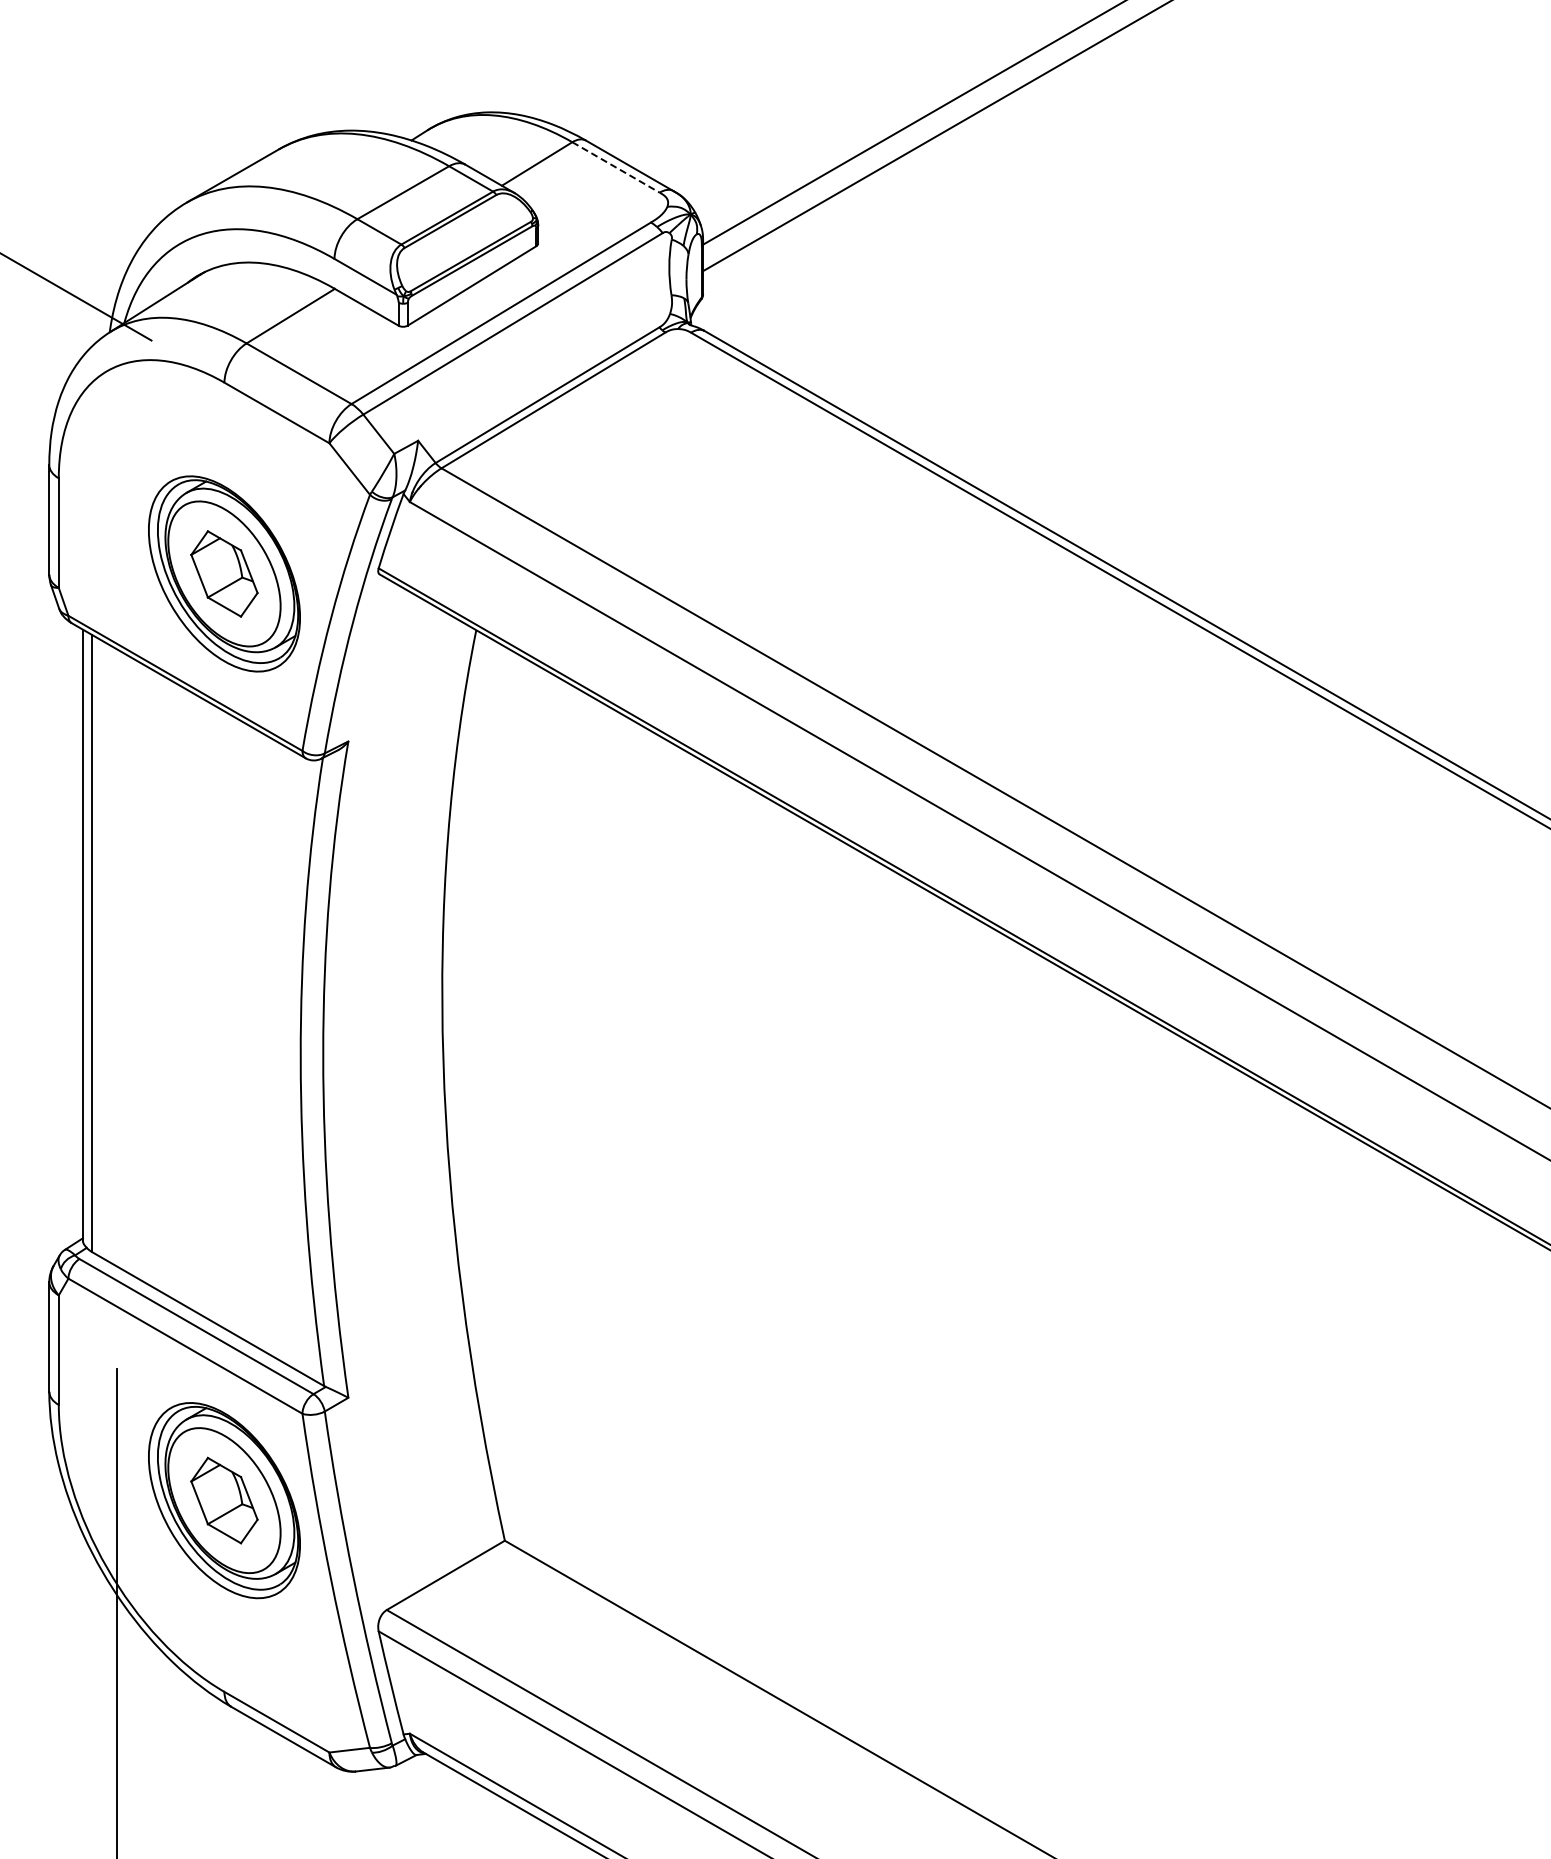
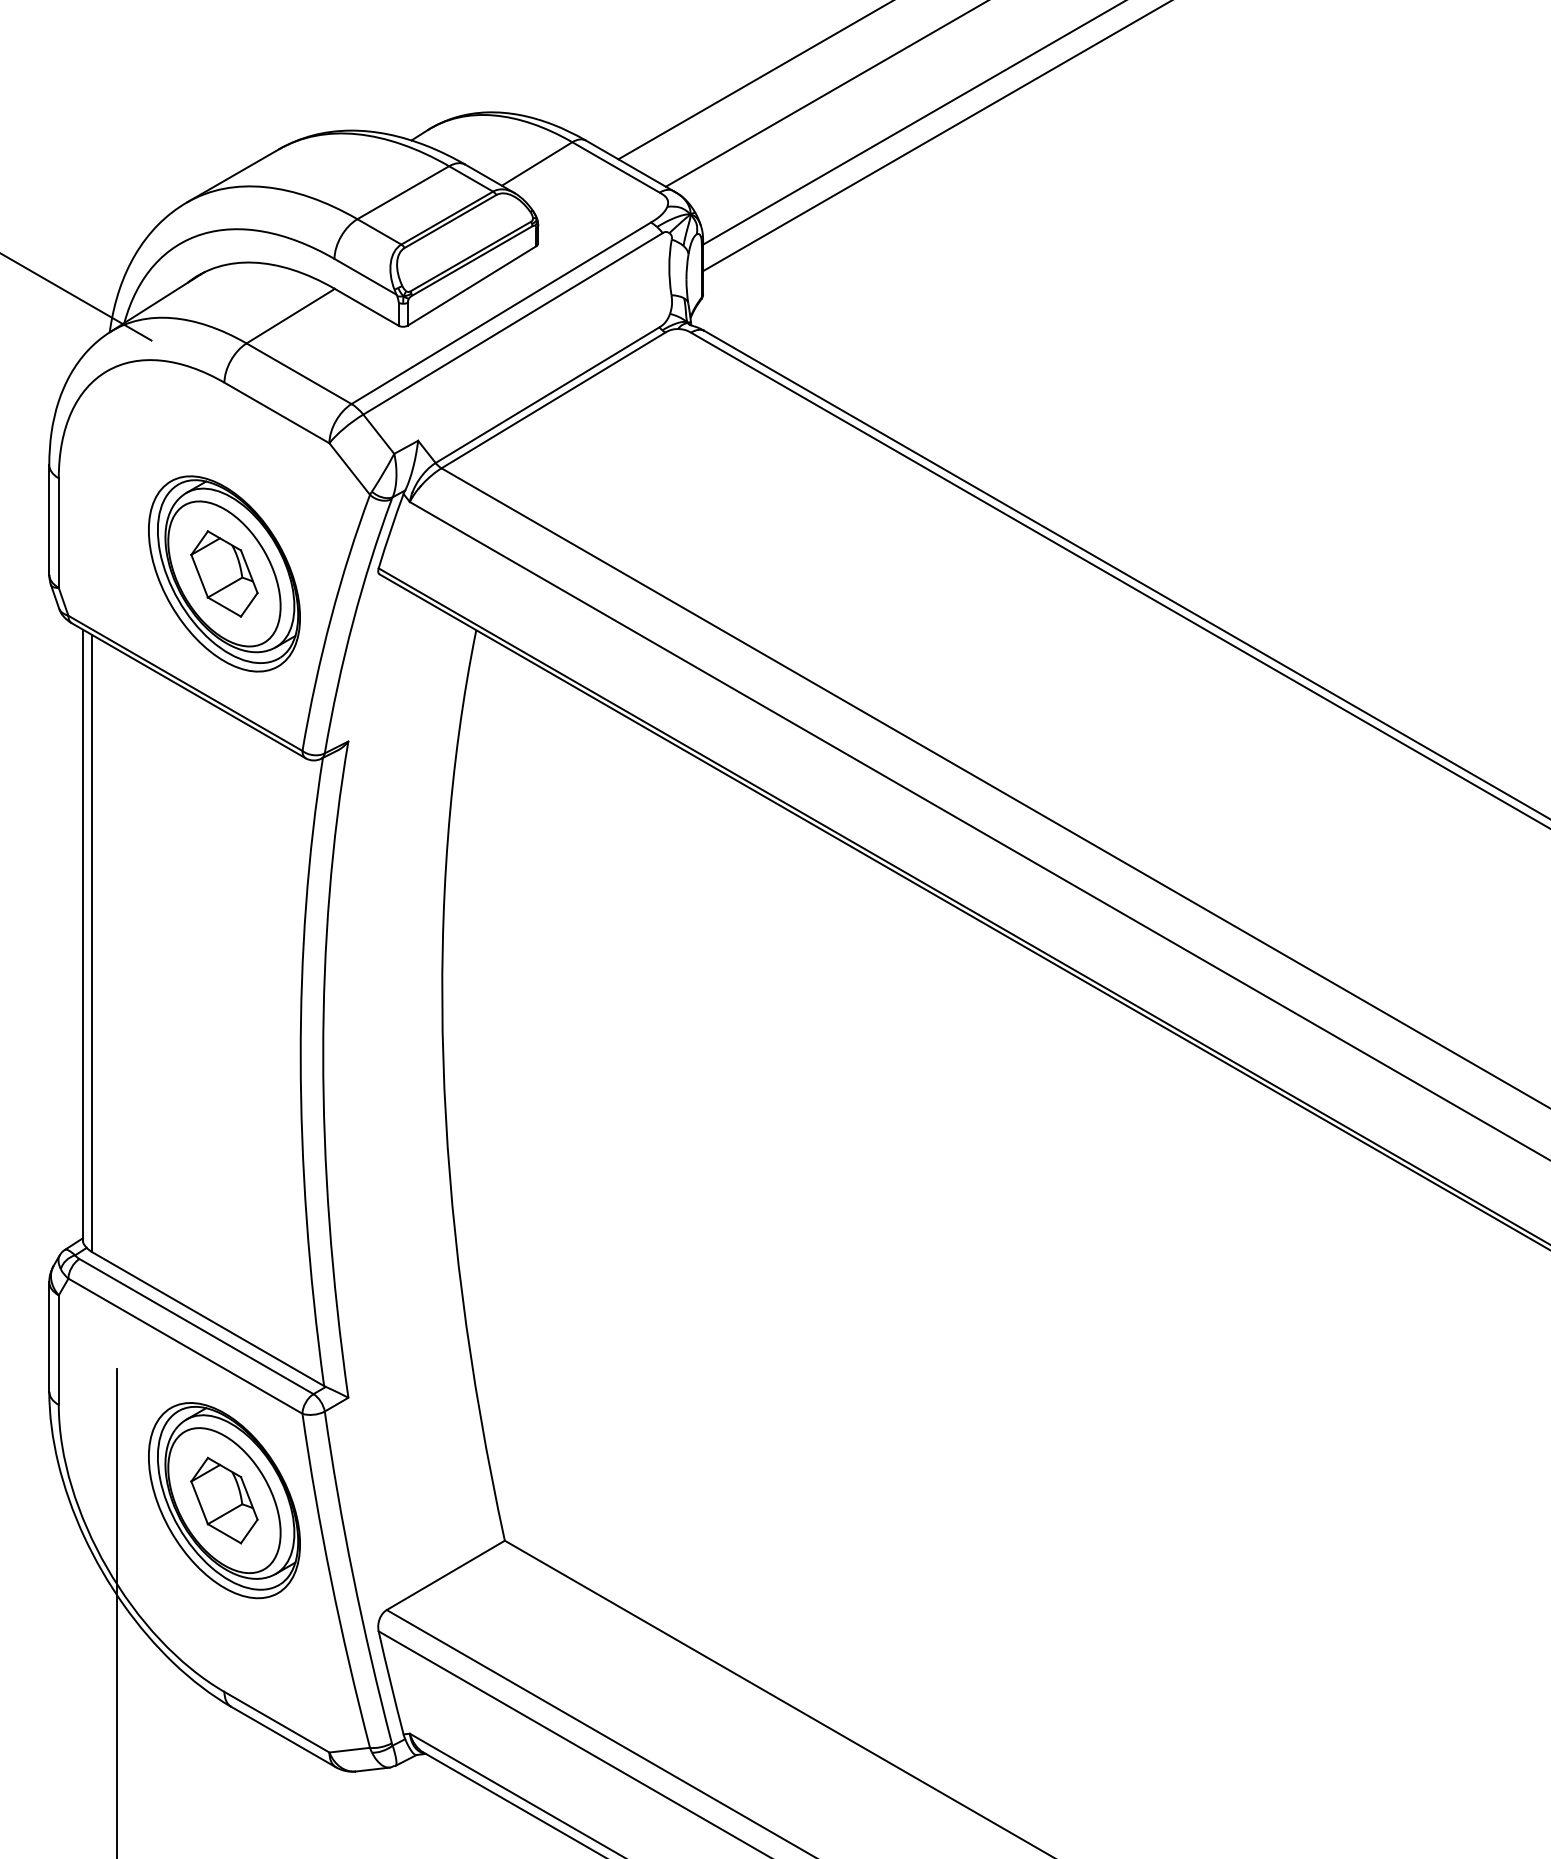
line: none -> present (754, 80)
line: none -> present (825, 94)
line: dashed -> solid (616, 167)
